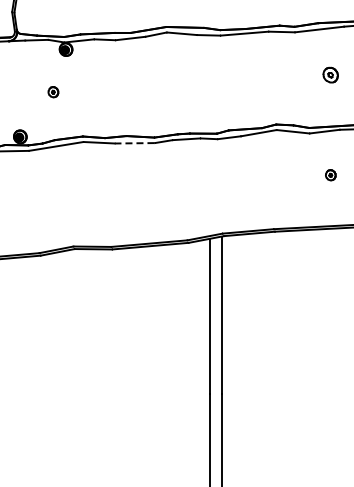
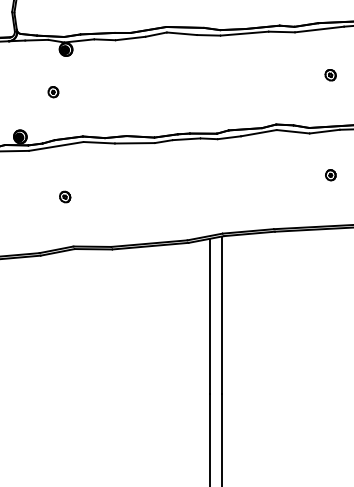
part size: 17x18 px -> 13x13 px (330, 75)
line: dashed -> solid (134, 143)
part: none -> present (65, 196)
